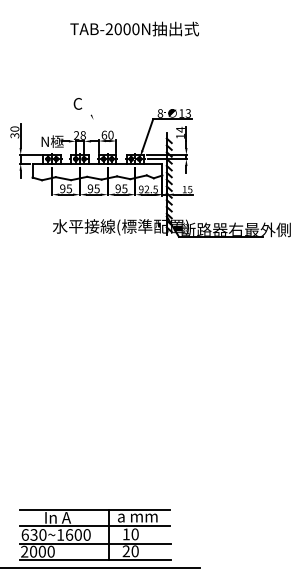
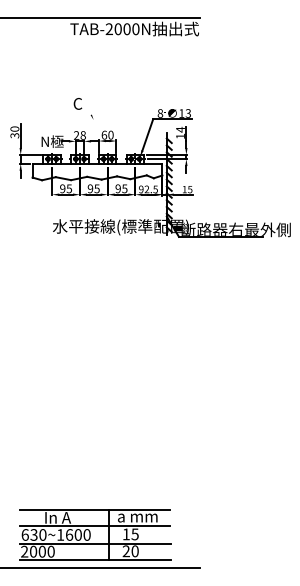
line: none -> present (100, 17)
text: 10 -> 15 (134, 534)
